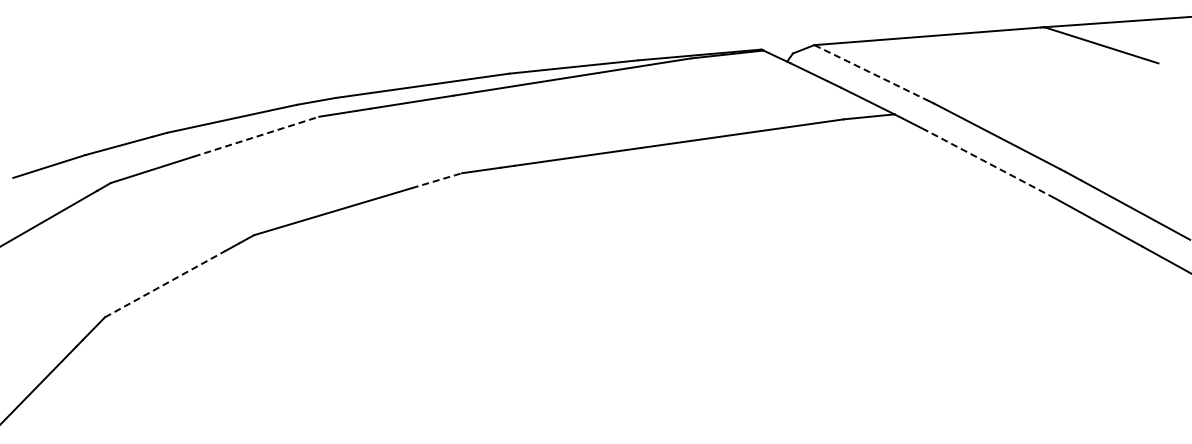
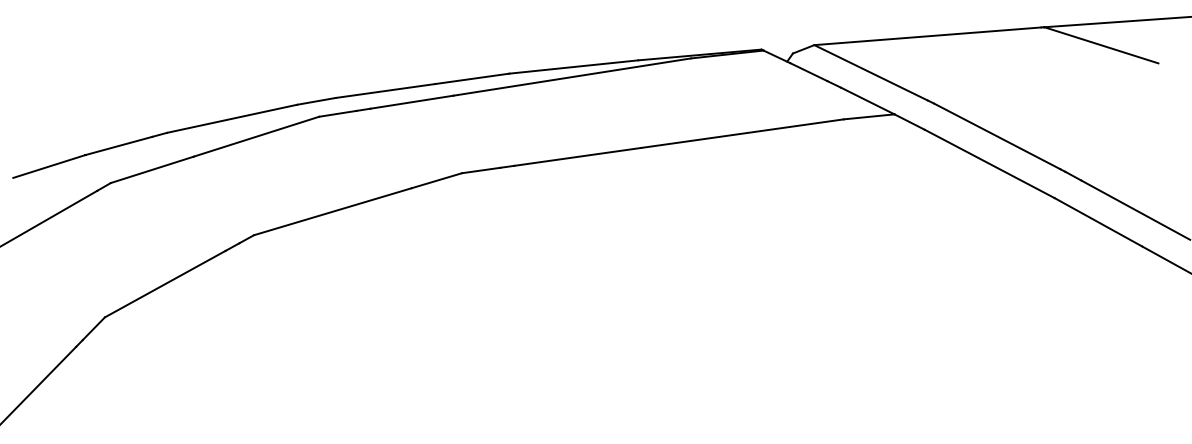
line: dashed -> solid (871, 73)
line: dashed -> solid (256, 136)
line: dashed -> solid (989, 163)
line: dashed -> solid (437, 180)
line: dashed -> solid (165, 284)
